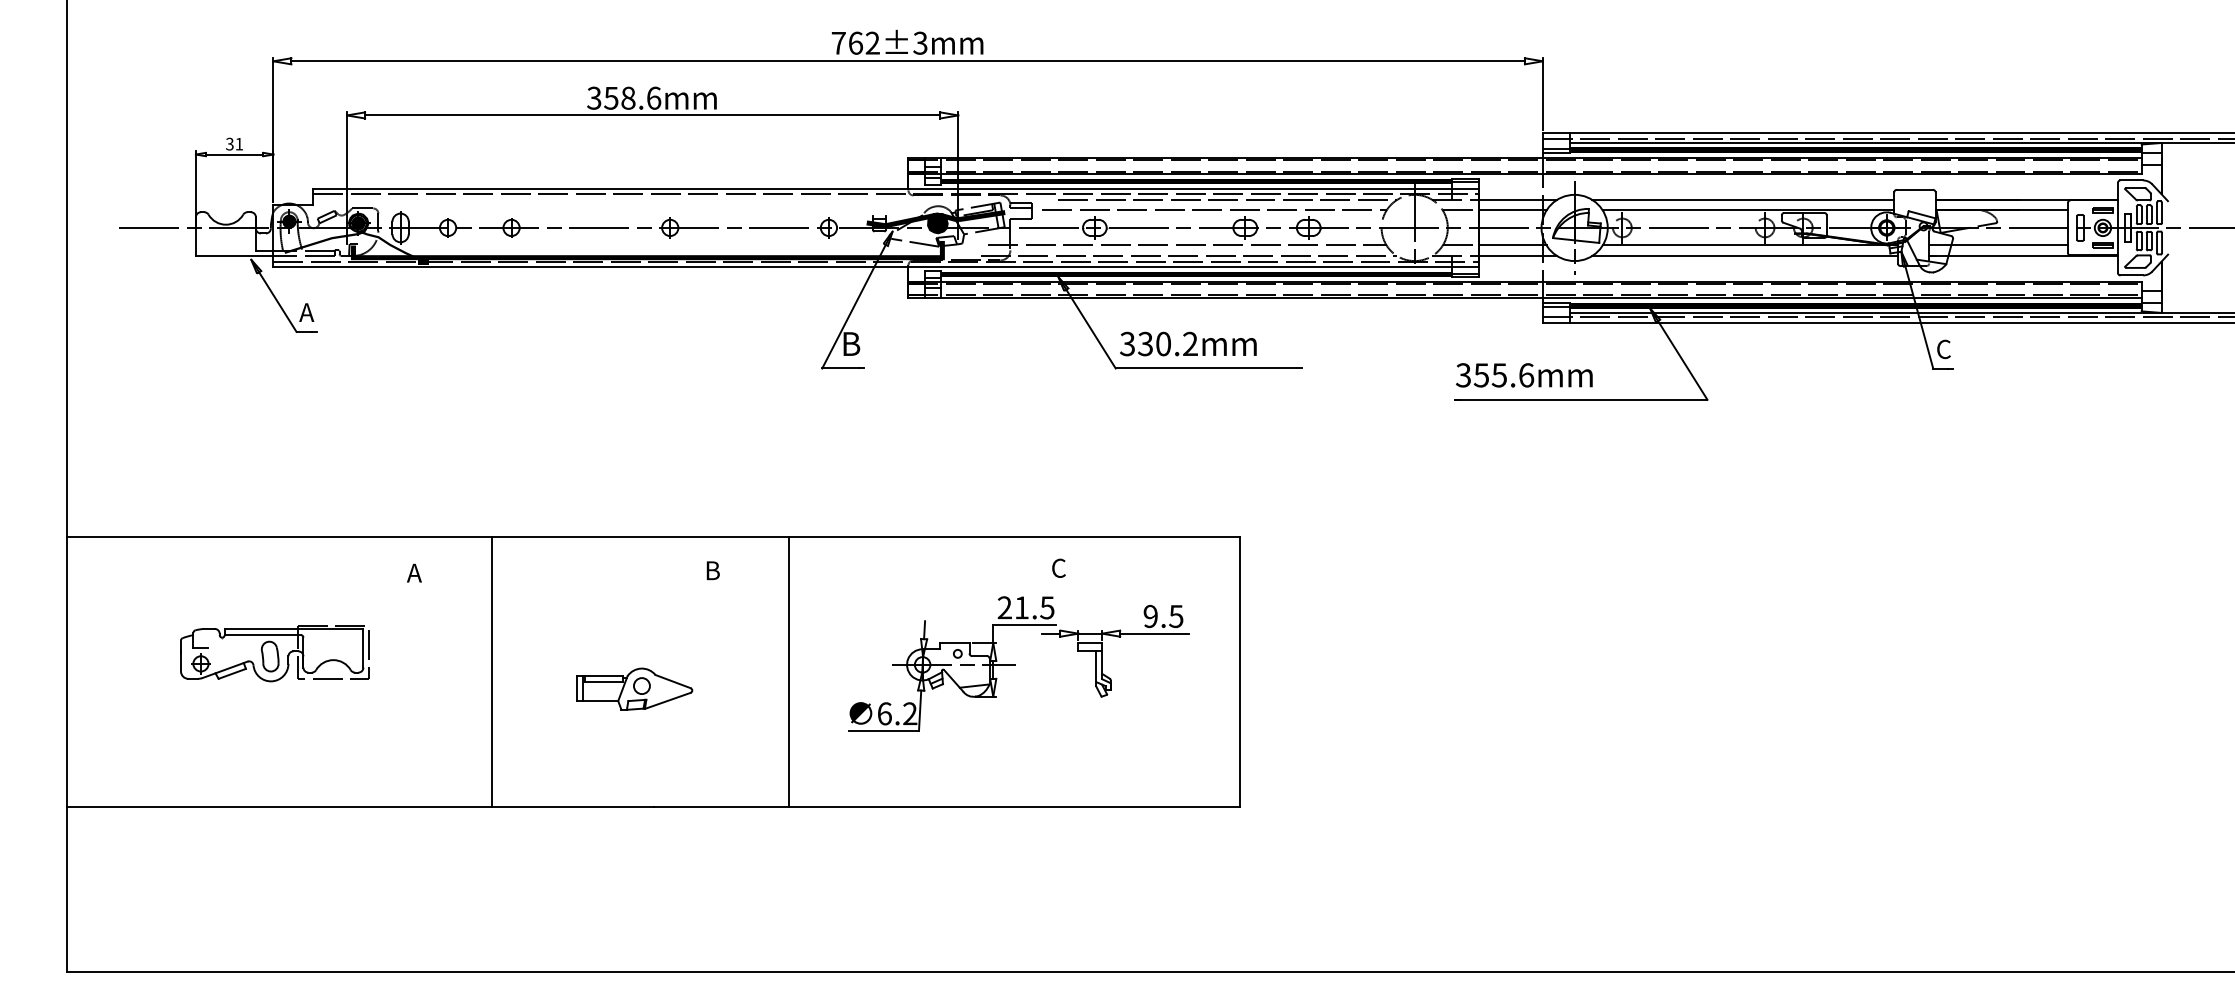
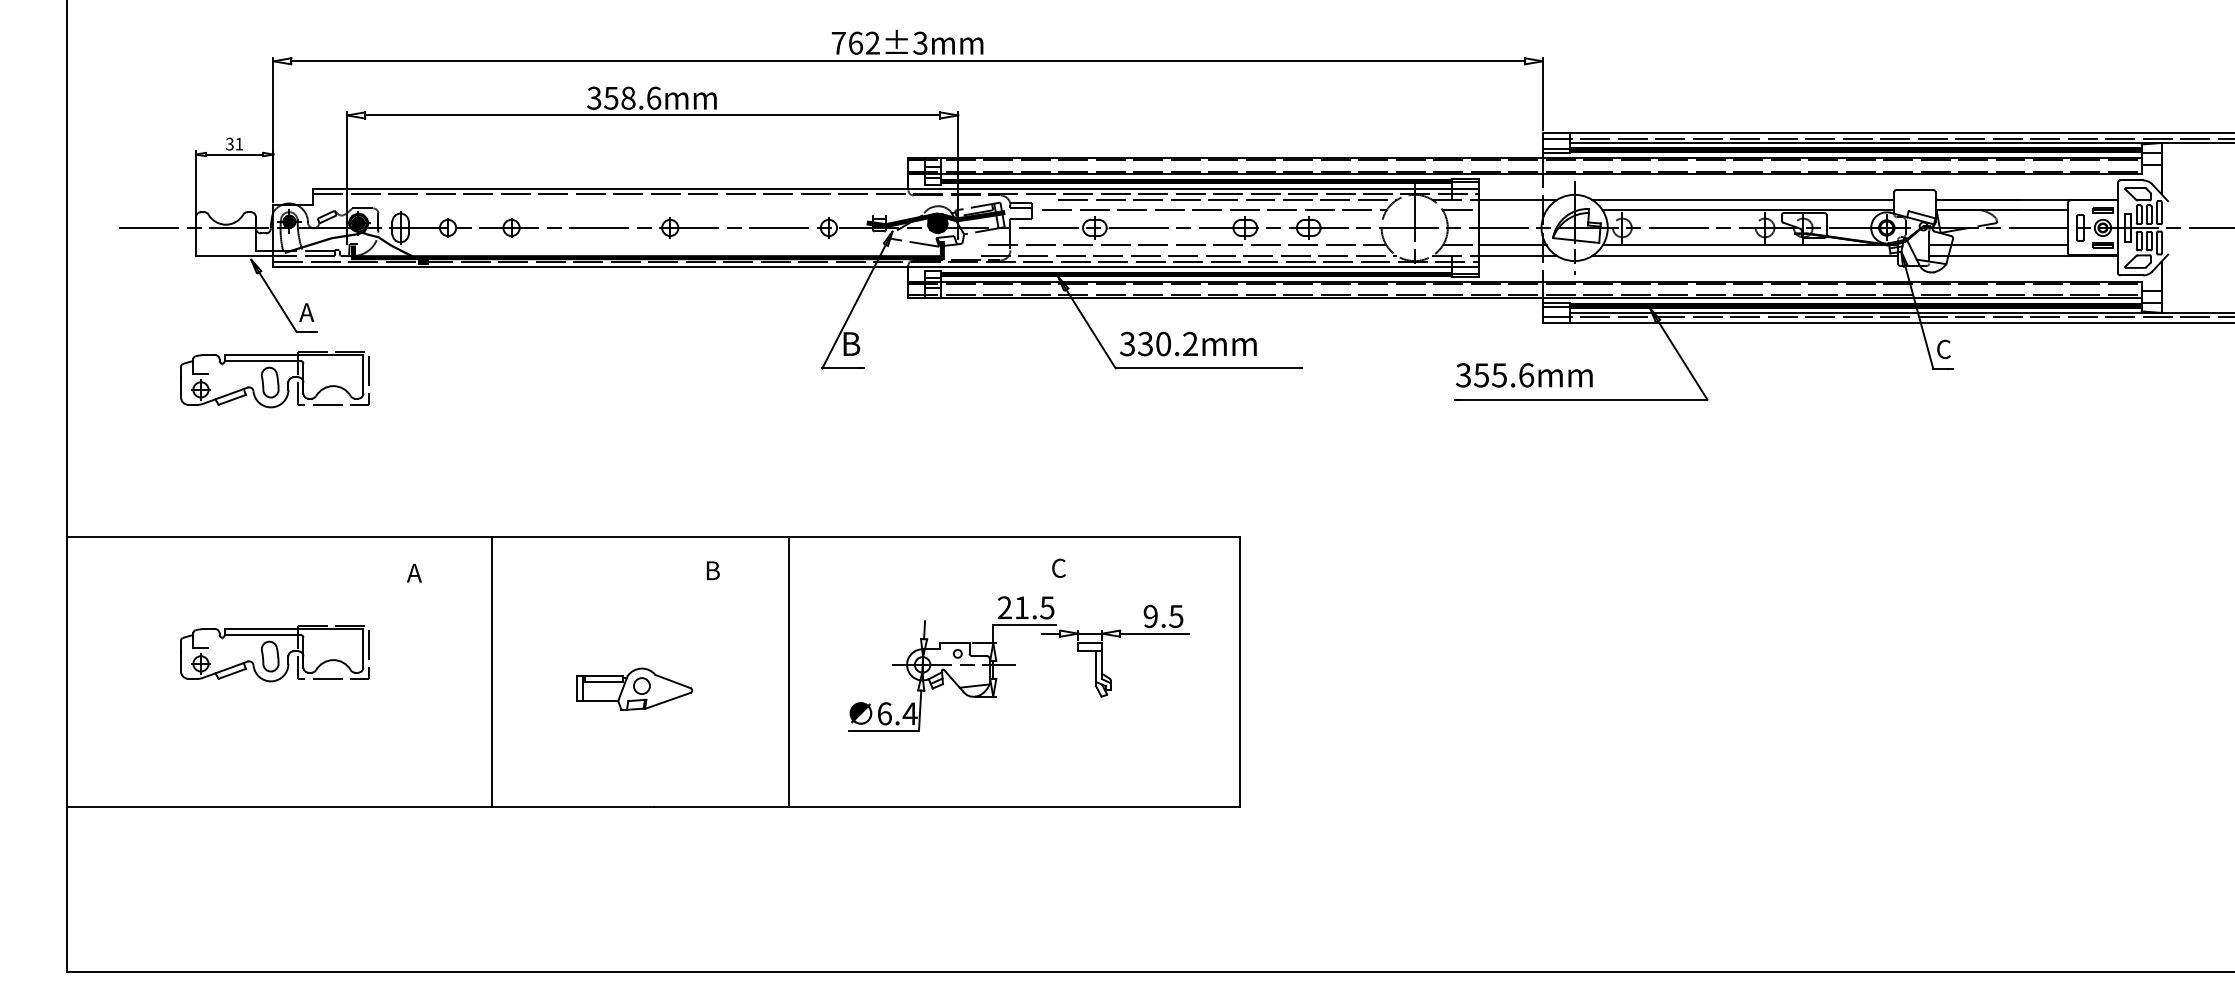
line: present -> none (1512, 210)
part: none -> present (274, 379)
text: 6.2 -> 6.4 (909, 713)
